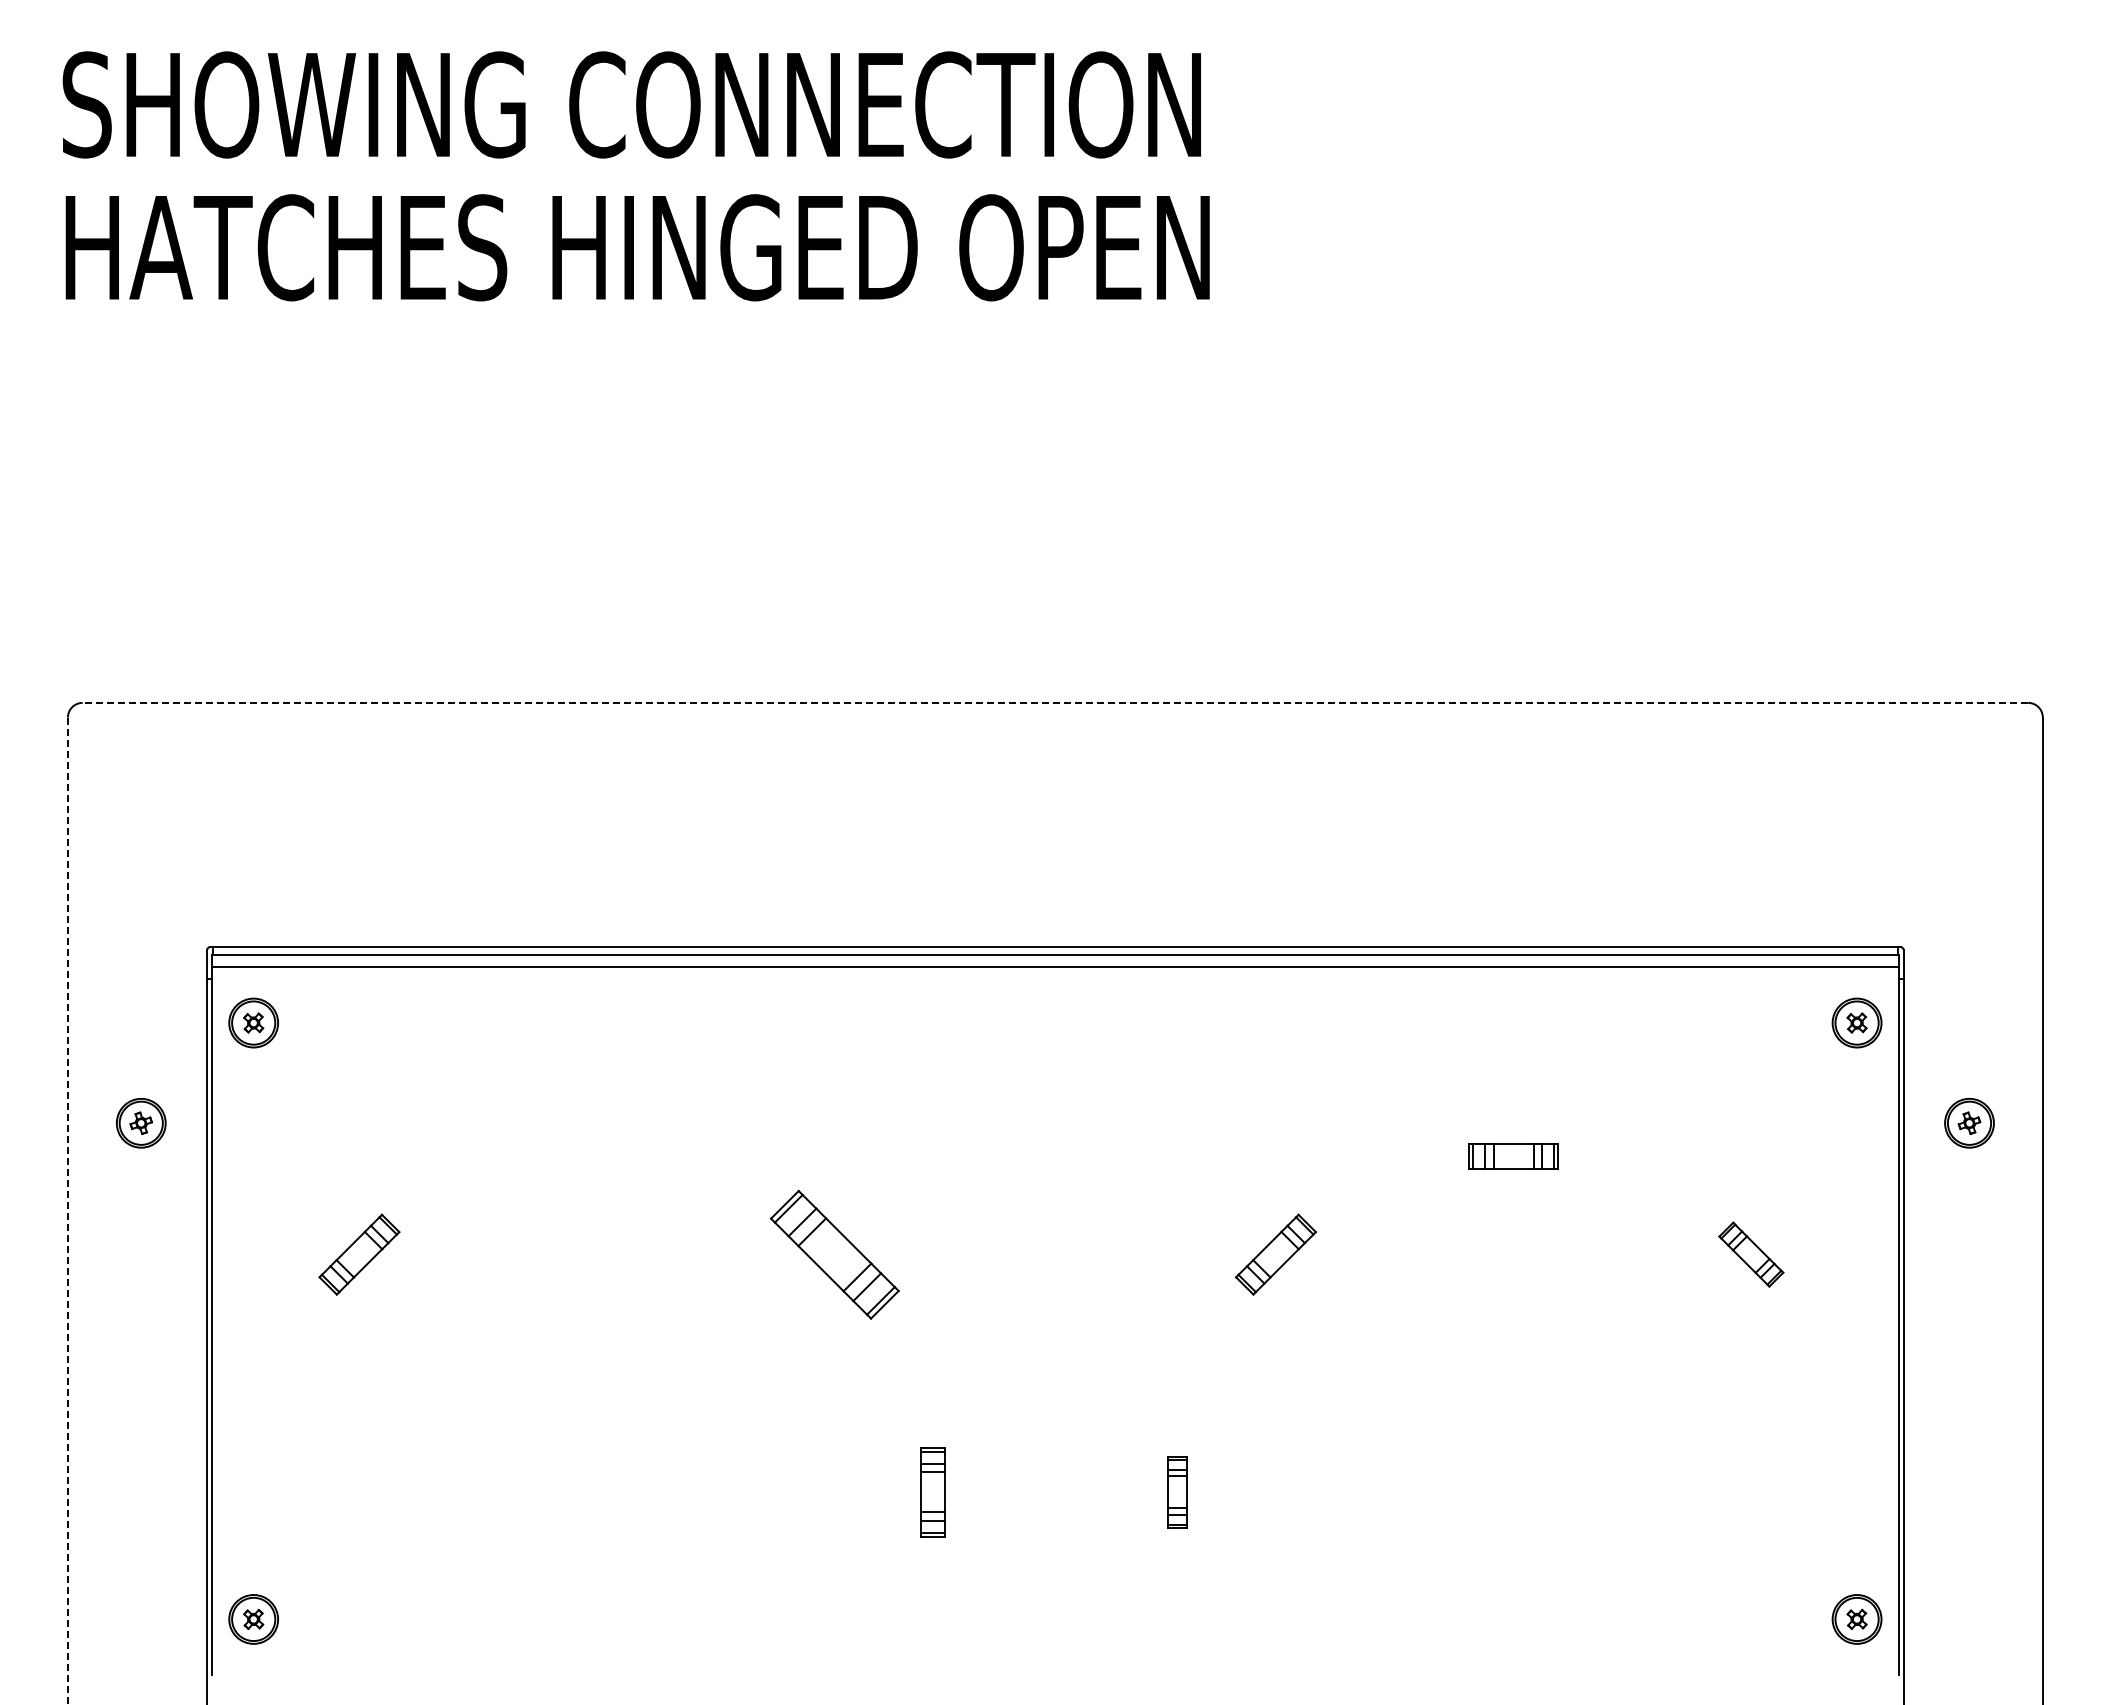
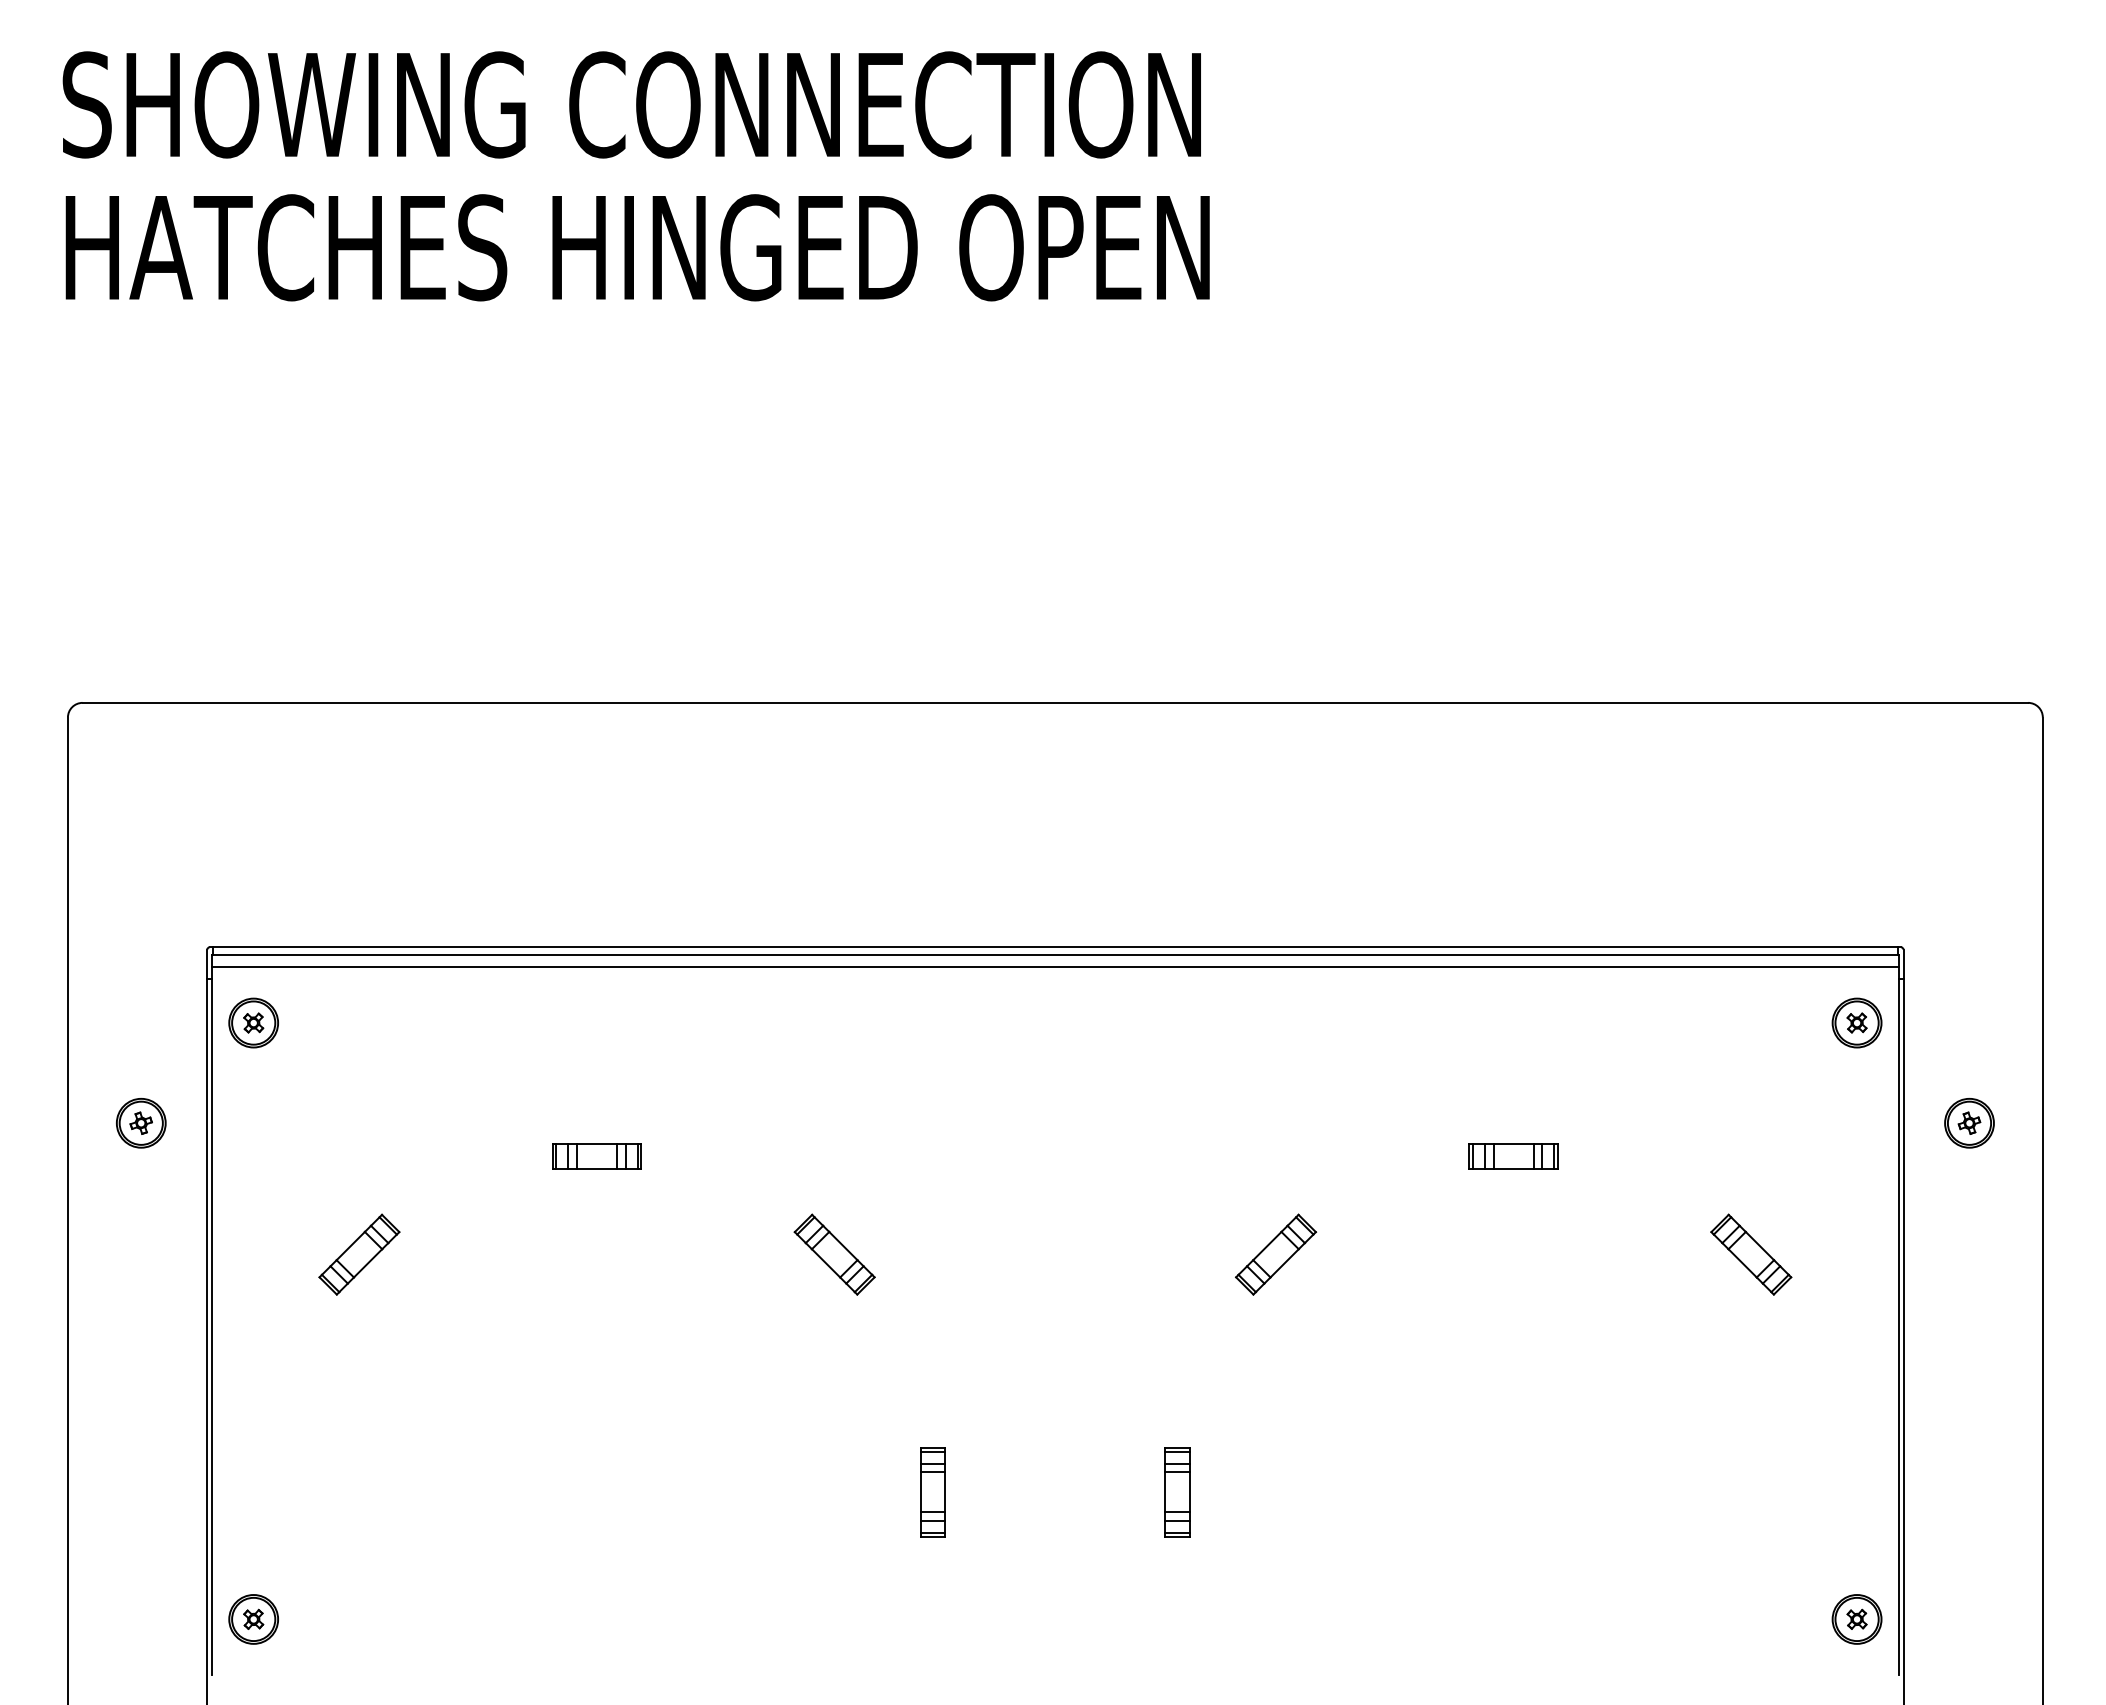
line: dashed -> solid (1055, 702)
part: none -> present (596, 1156)
line: dashed -> solid (67, 1211)
part size: 131x131 px -> 83x83 px (834, 1254)
part size: 67x67 px -> 83x83 px (1751, 1254)
part size: 21x73 px -> 27x91 px (1177, 1492)
